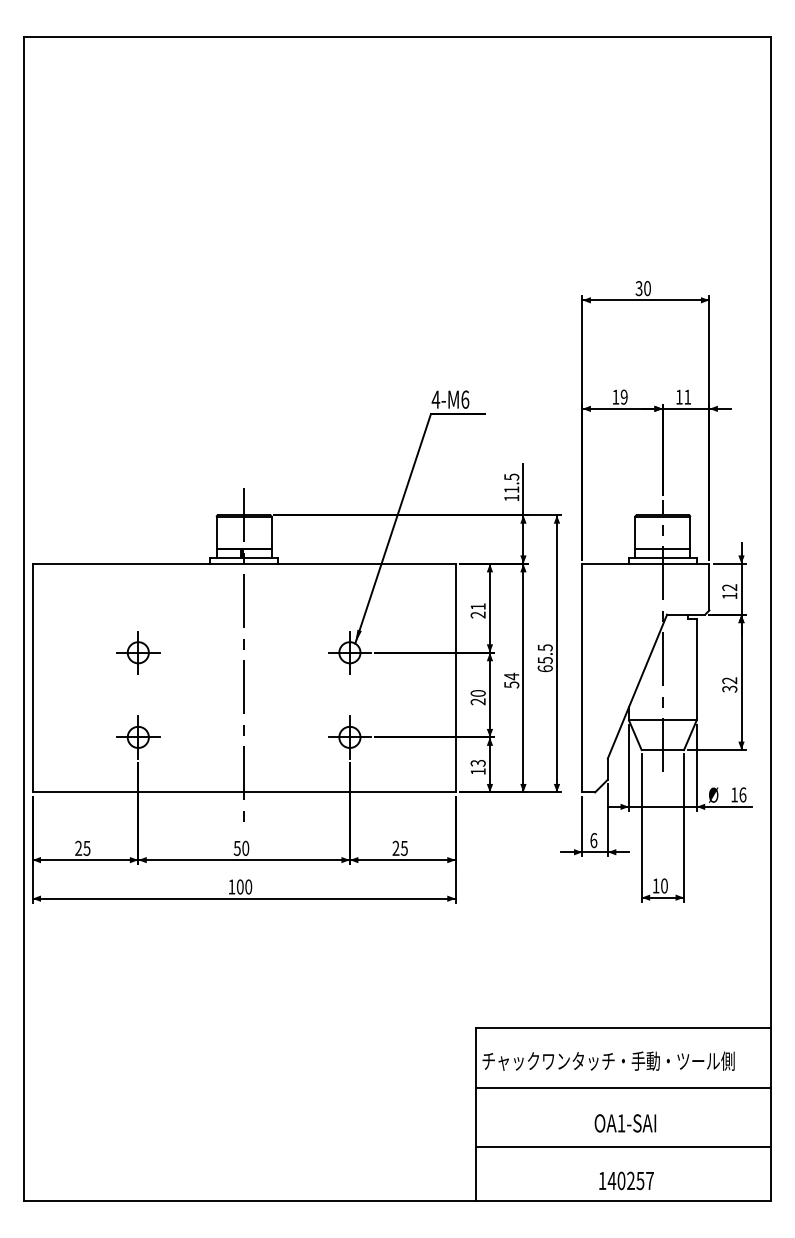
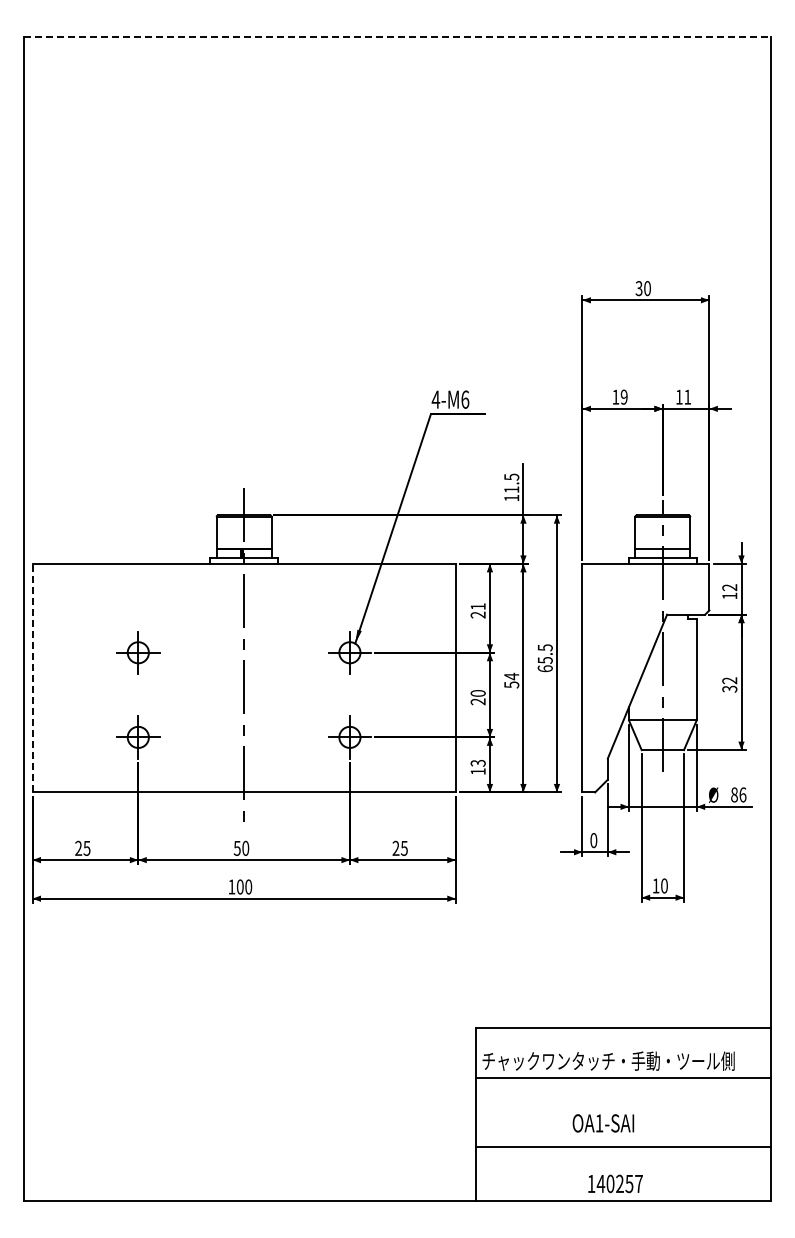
line: solid -> dashed (397, 37)
line: solid -> dashed (32, 677)
text: 16 -> 86 (734, 794)
text: 6 -> 0 (593, 840)
line position: (622, 1087) -> (622, 1077) (622, 1077)
text position: (625, 1123) -> (603, 1123) (603, 1123)
text position: (626, 1180) -> (615, 1183) (615, 1183)
